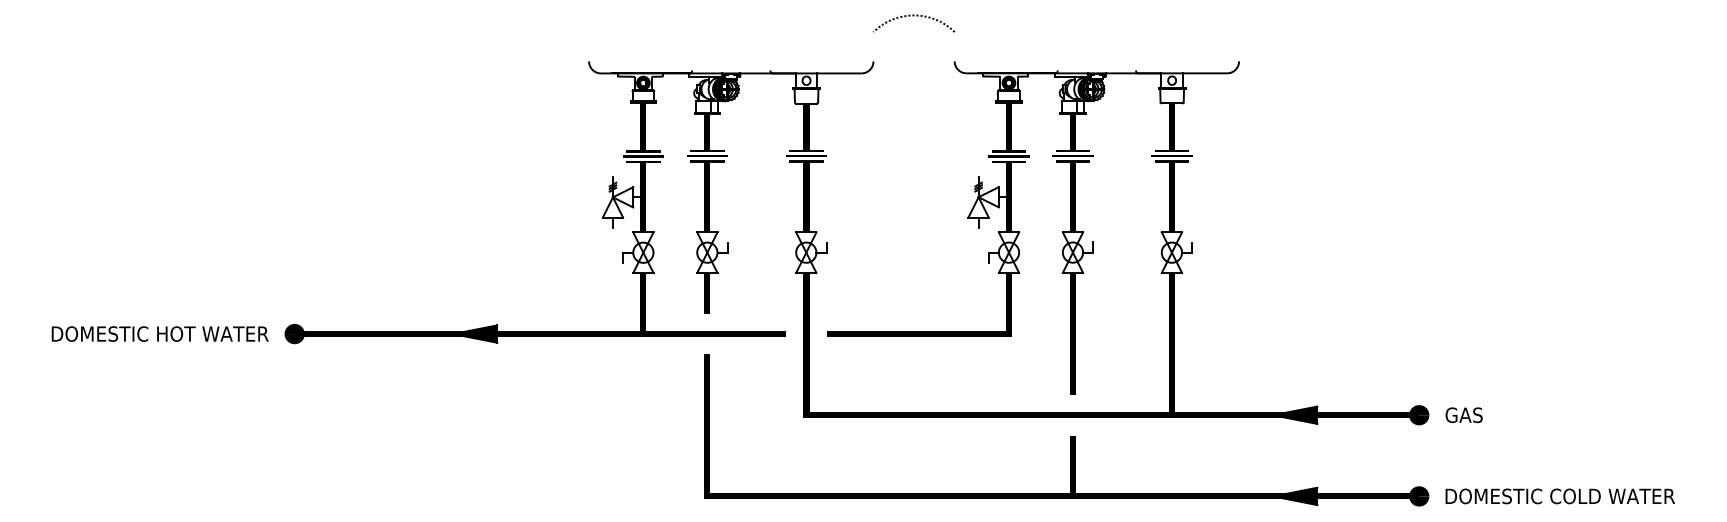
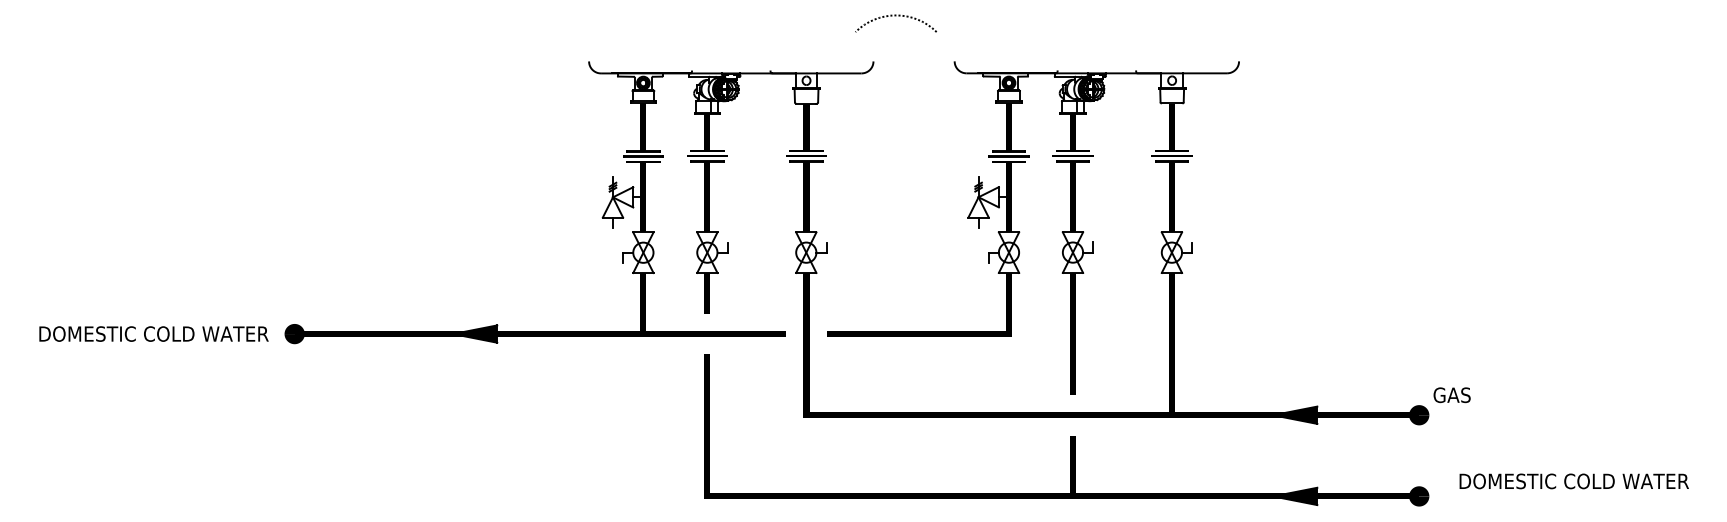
arc position: (913, 16) -> (895, 16) (895, 16)
text: DOMESTIC HOT WATER -> DOMESTIC COLD WATER (117, 333)
text position: (1463, 415) -> (1451, 395) (1451, 395)
text position: (1559, 496) -> (1573, 481) (1573, 481)
